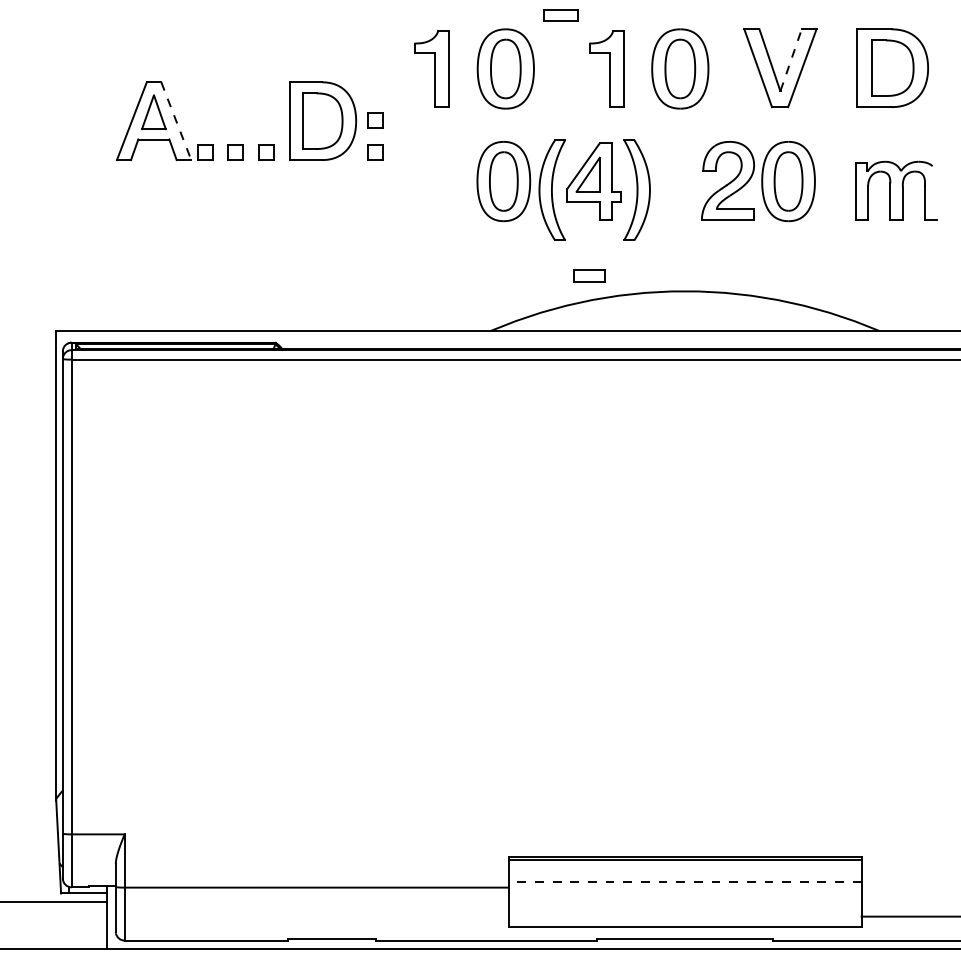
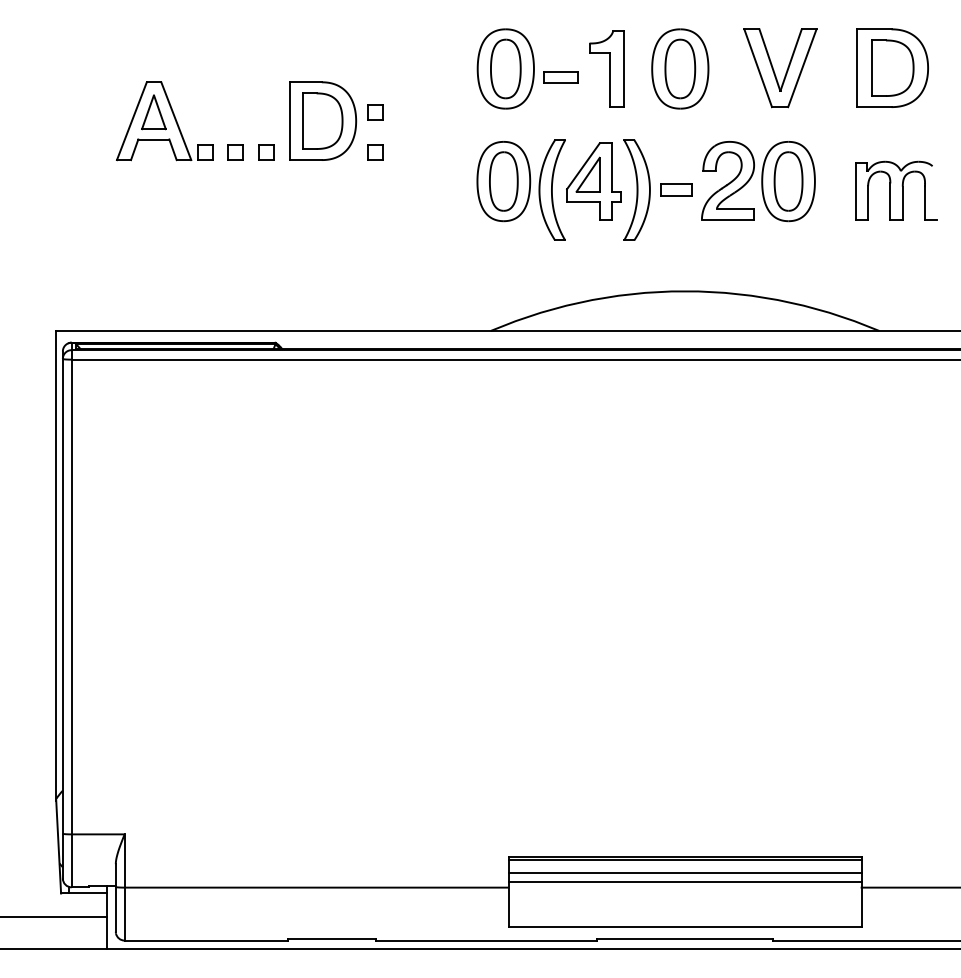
part position: (560, 15) -> (560, 77) (560, 77)
line: dashed -> solid (791, 60)
part: present -> none (431, 68)
part position: (375, 120) -> (375, 112) (375, 112)
line: dashed -> solid (176, 121)
part position: (589, 275) -> (676, 189) (676, 189)
line: none -> present (684, 873)
line: dashed -> solid (685, 882)
line position: (54, 902) -> (54, 917) (54, 917)
line position: (909, 916) -> (909, 887) (909, 887)
